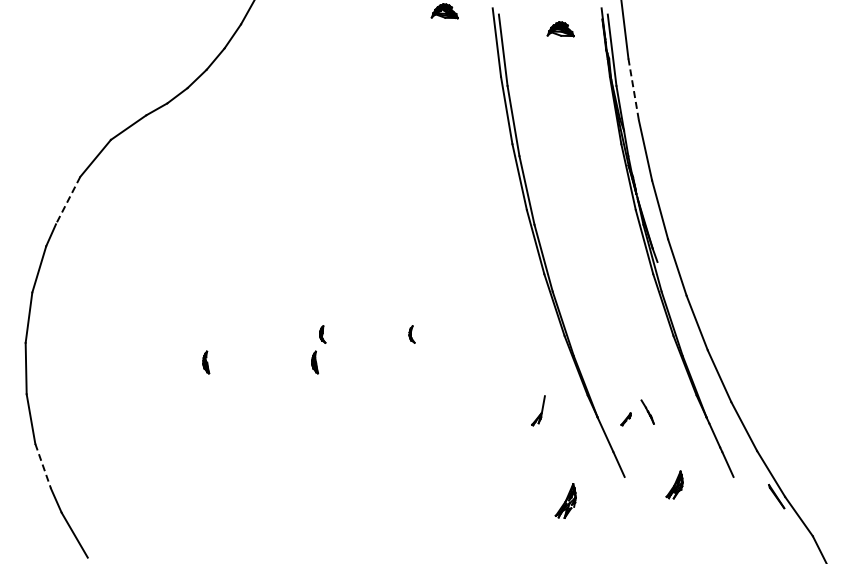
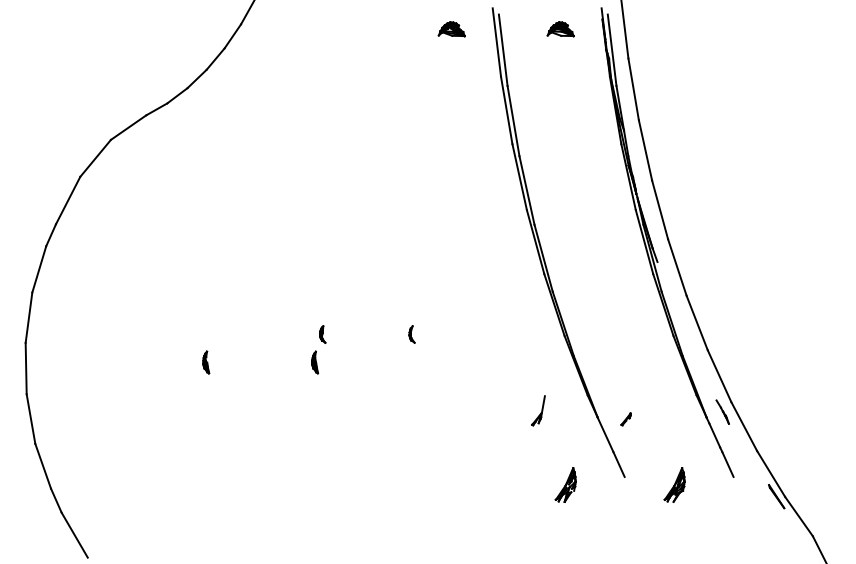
part position: (444, 11) -> (451, 29) (451, 29)
line: dashed -> solid (633, 89)
line: dashed -> solid (68, 200)
line position: (647, 411) -> (722, 411) (722, 411)
line: dashed -> solid (43, 466)
part size: 19x30 px -> 23x36 px (674, 484)
part position: (565, 500) -> (565, 484) (565, 484)
